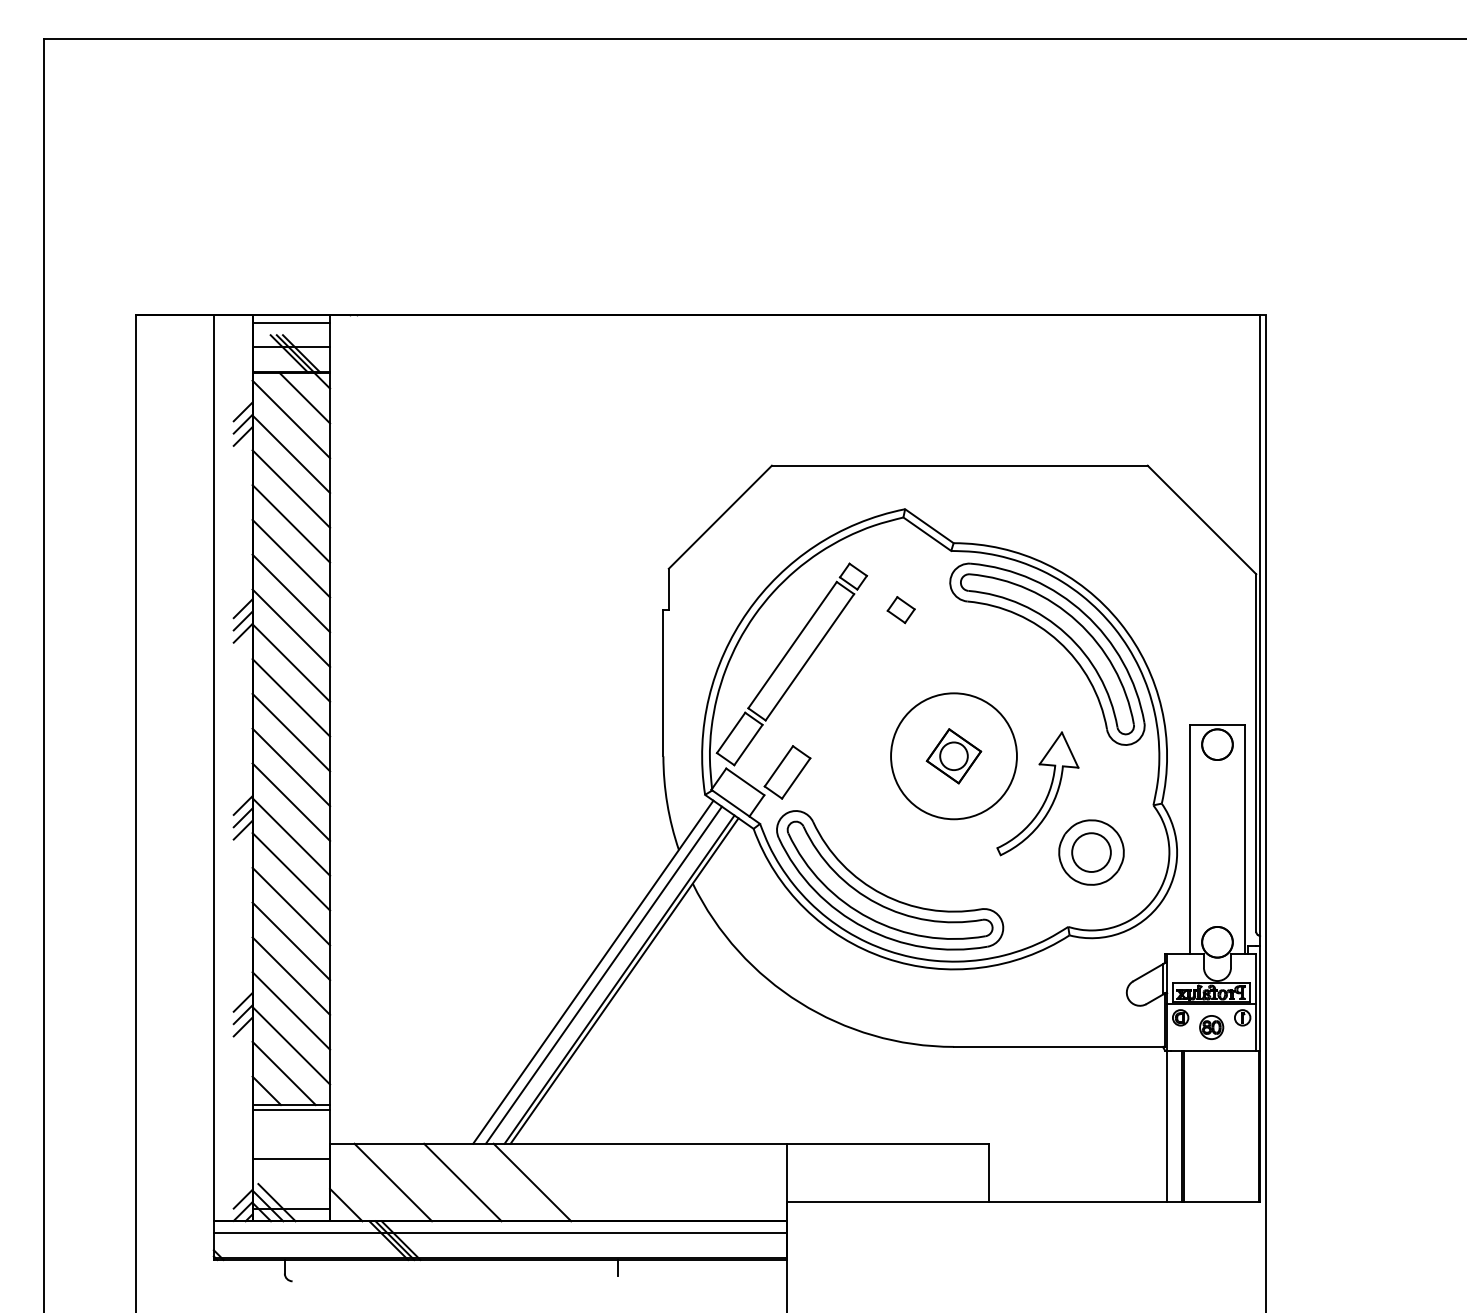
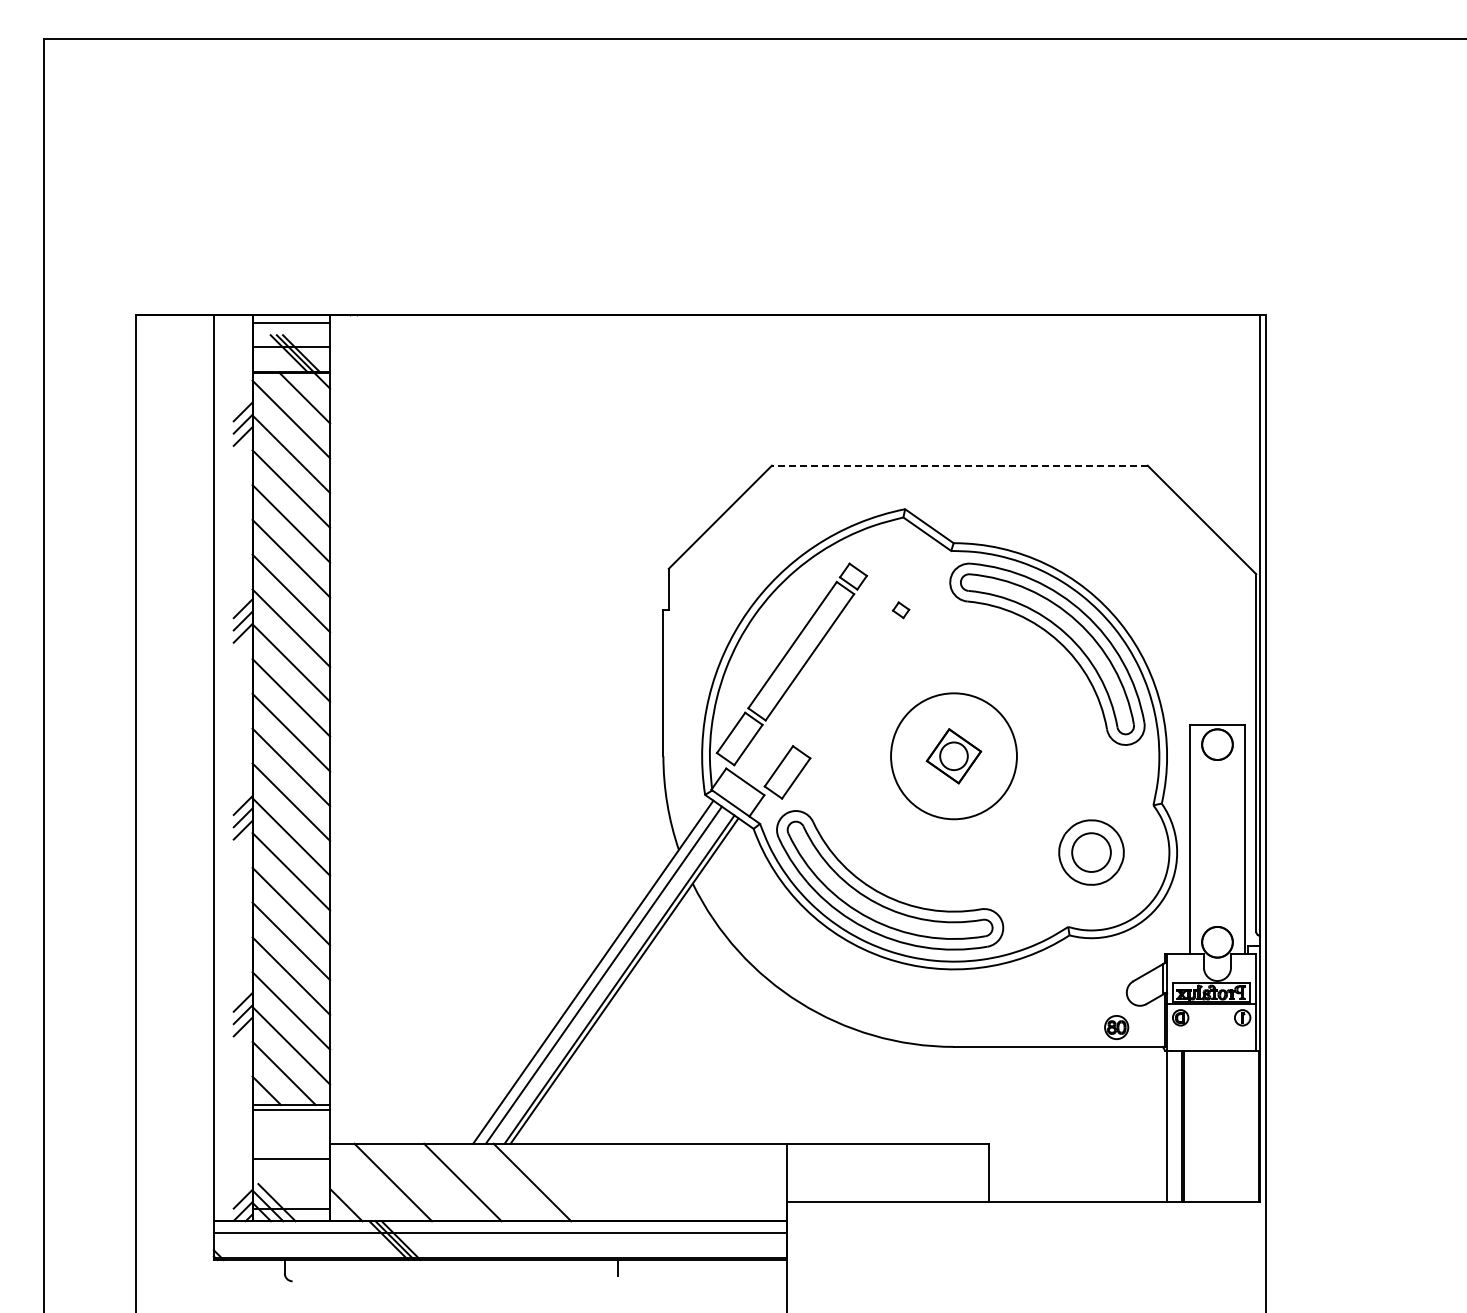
line: solid -> dashed (959, 465)
part size: 30x29 px -> 20x19 px (900, 610)
part: present -> none (1046, 795)
part position: (1211, 1027) -> (1116, 1027) (1116, 1027)
